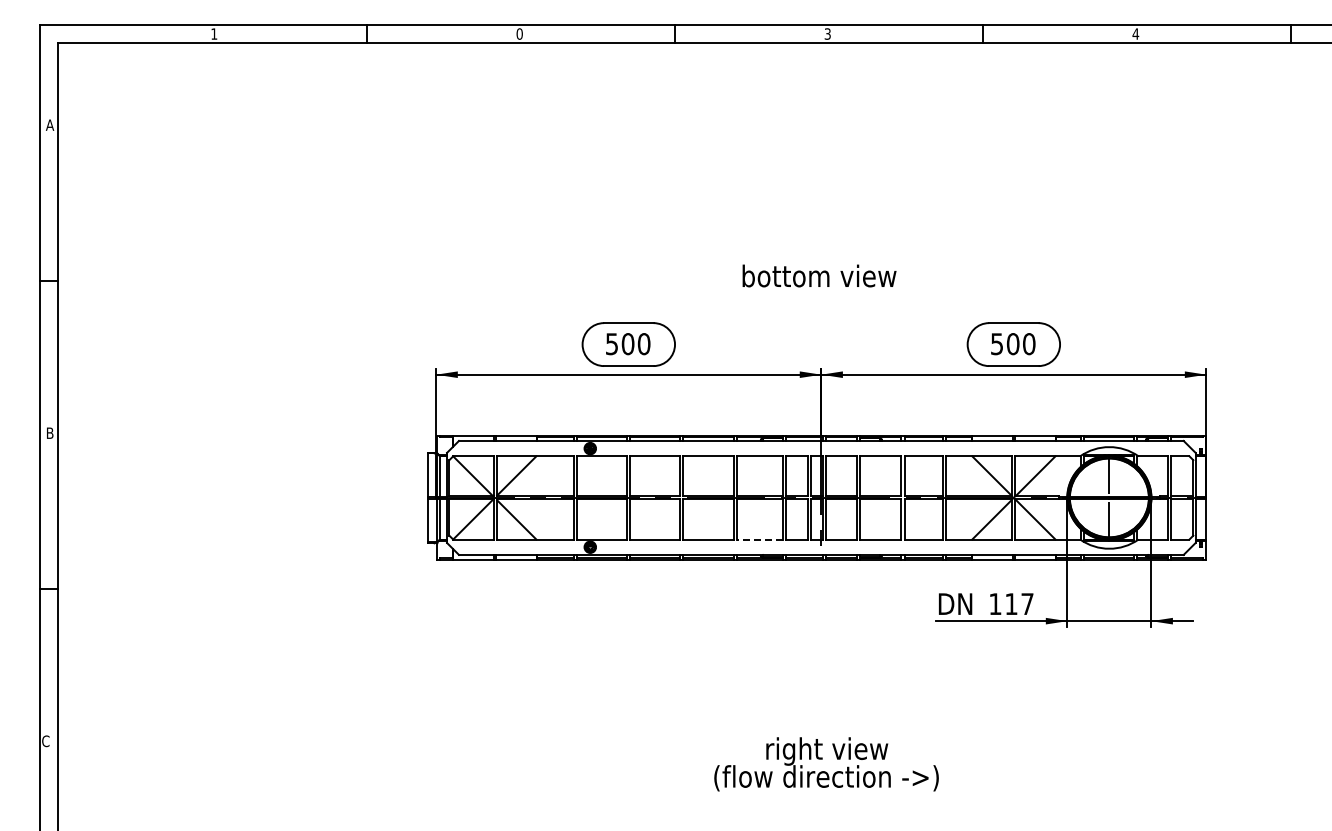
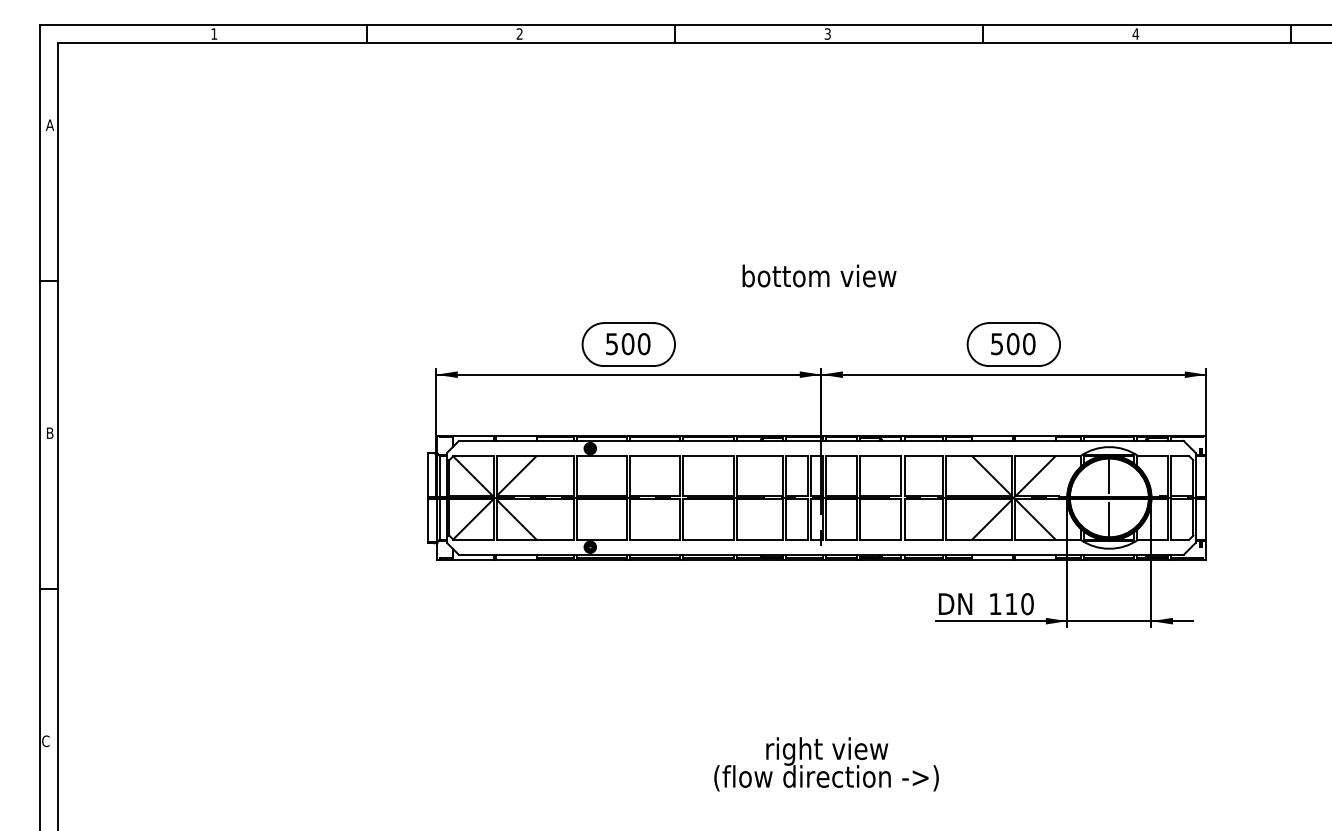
text: 0 -> 2 (519, 33)
line: dashed -> solid (759, 539)
text: 117 -> 110 (1027, 604)
